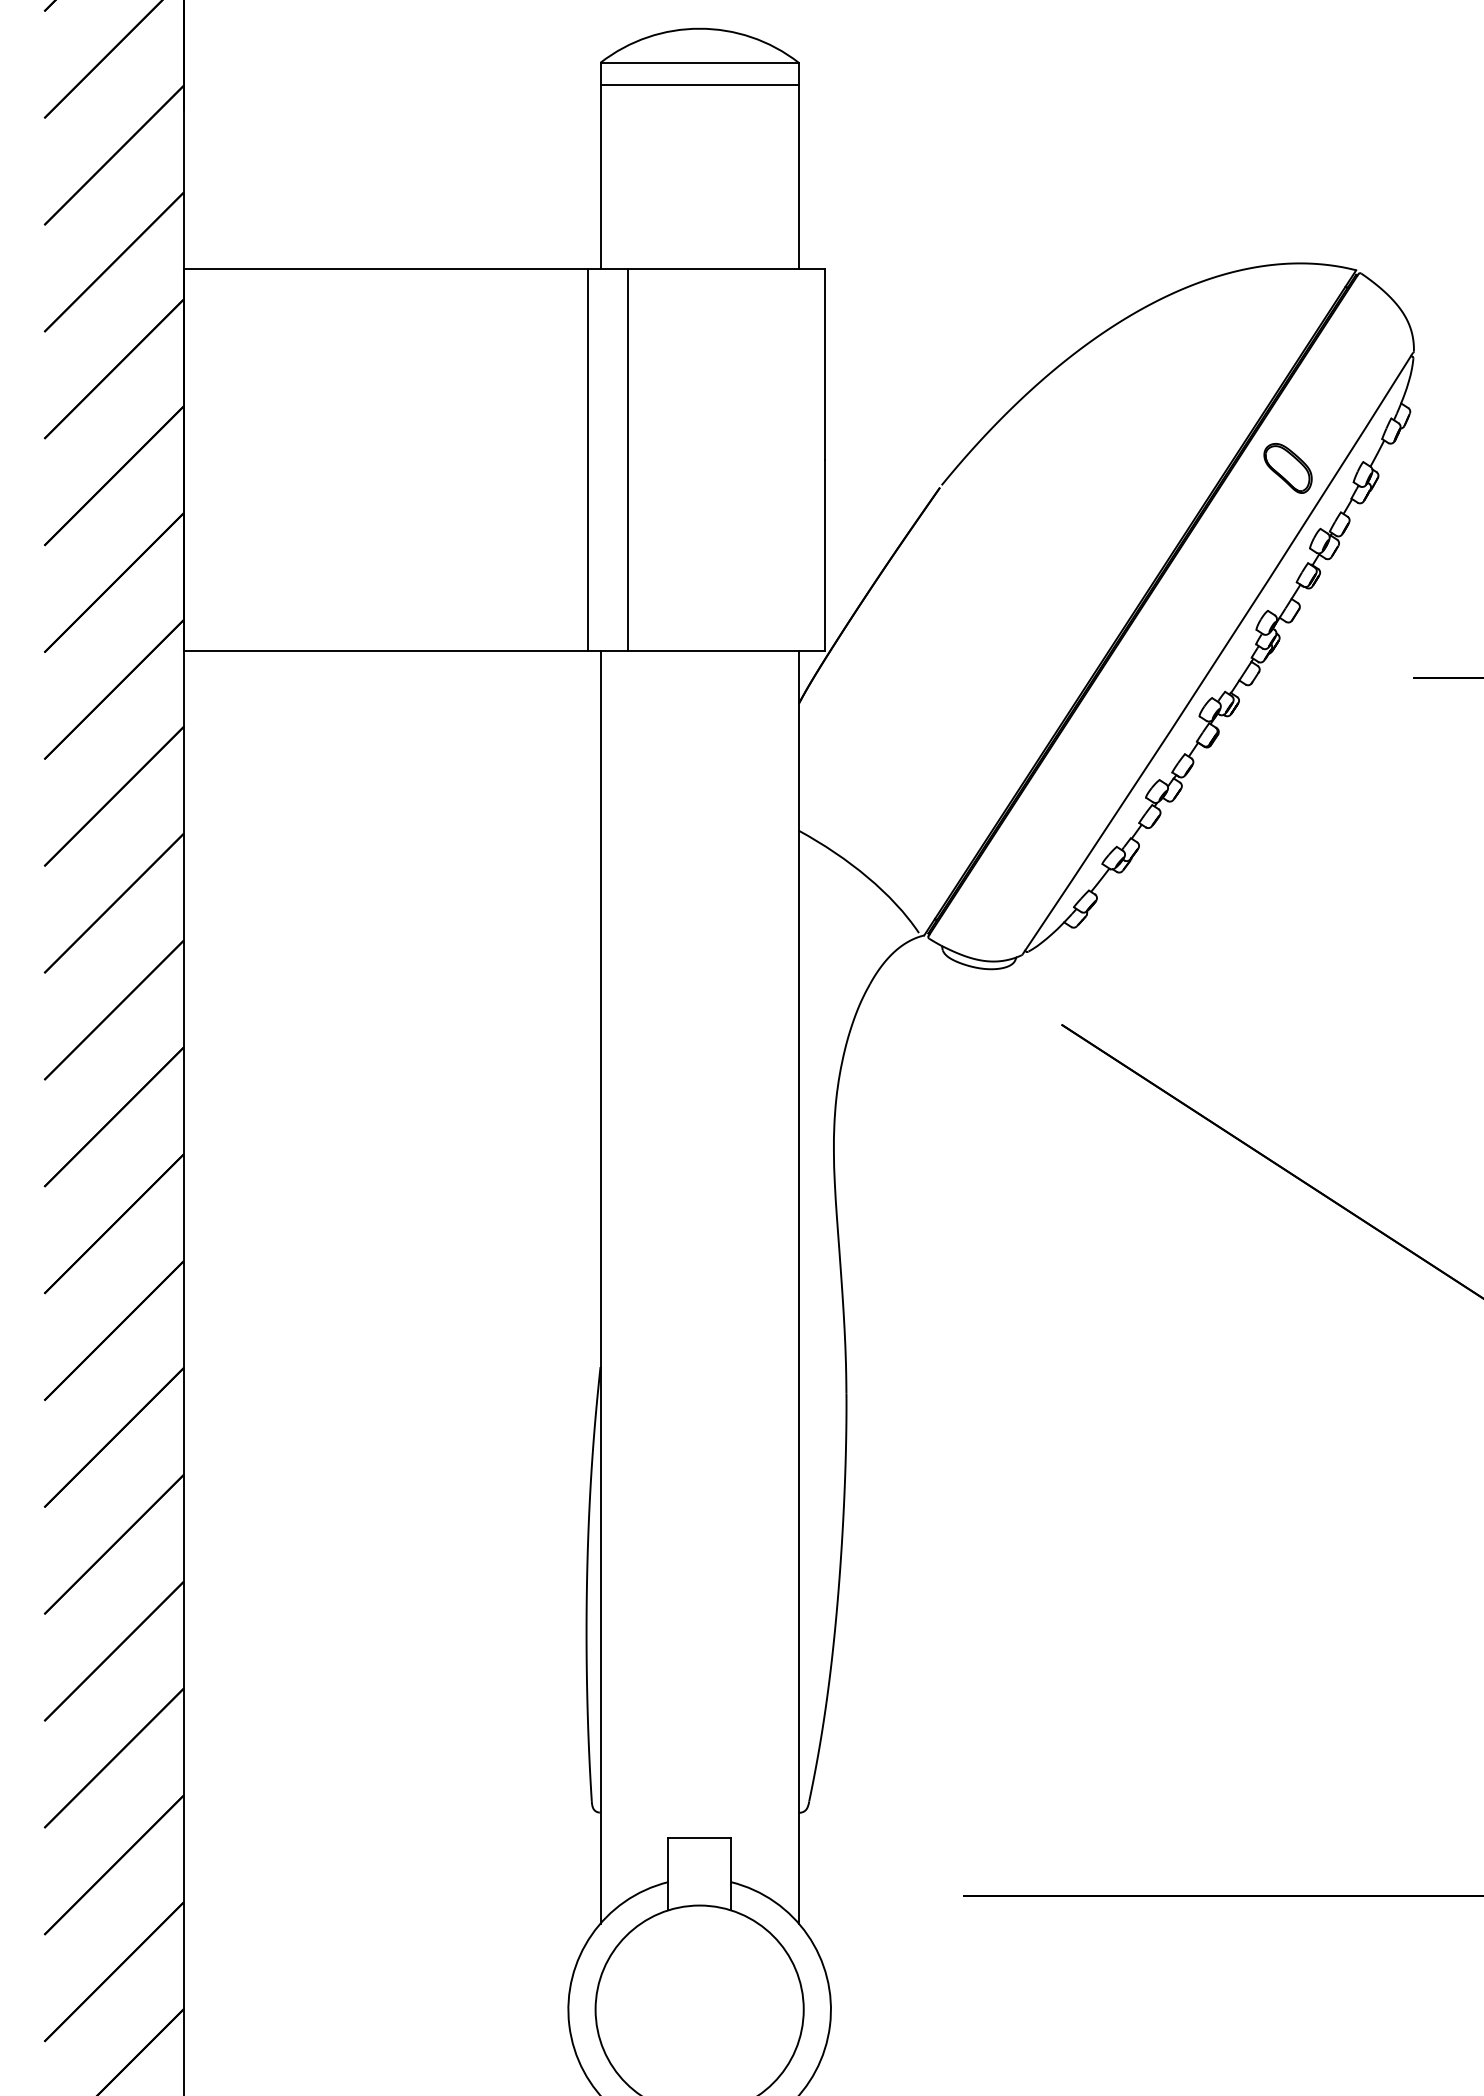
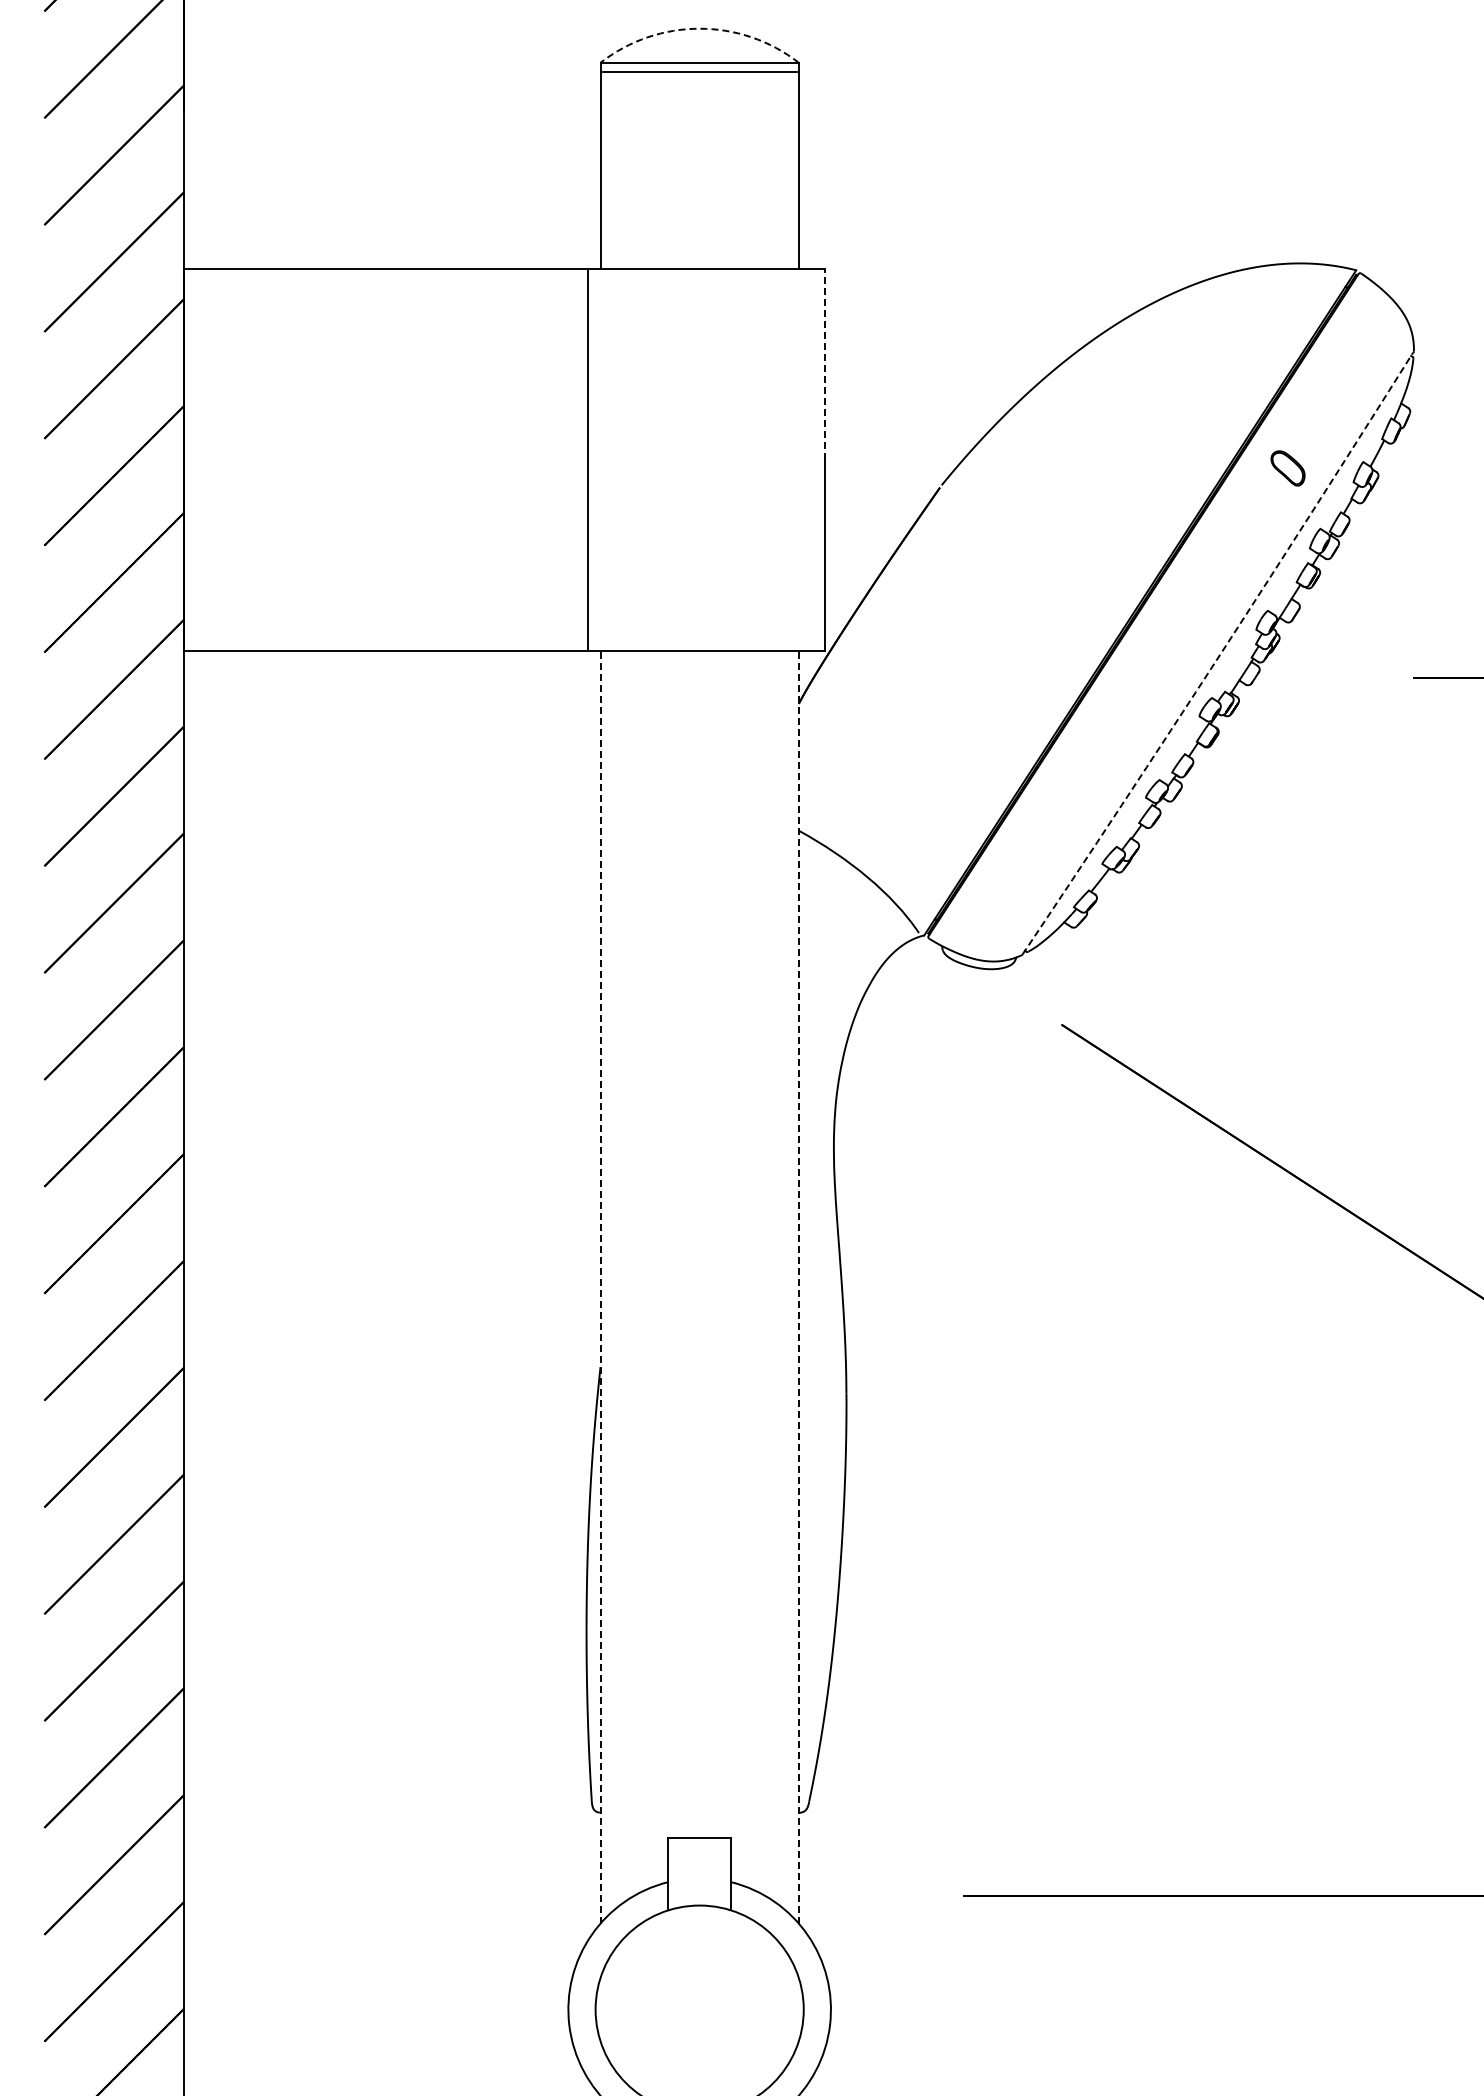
arc: solid -> dashed (699, 28)
line position: (699, 85) -> (699, 72) (699, 72)
line: solid -> dashed (824, 363)
line: present -> none (627, 459)
part size: 50x51 px -> 36x37 px (1287, 468)
arc: solid -> dashed (1220, 654)
line: solid -> dashed (600, 1286)
line: solid -> dashed (798, 1286)
